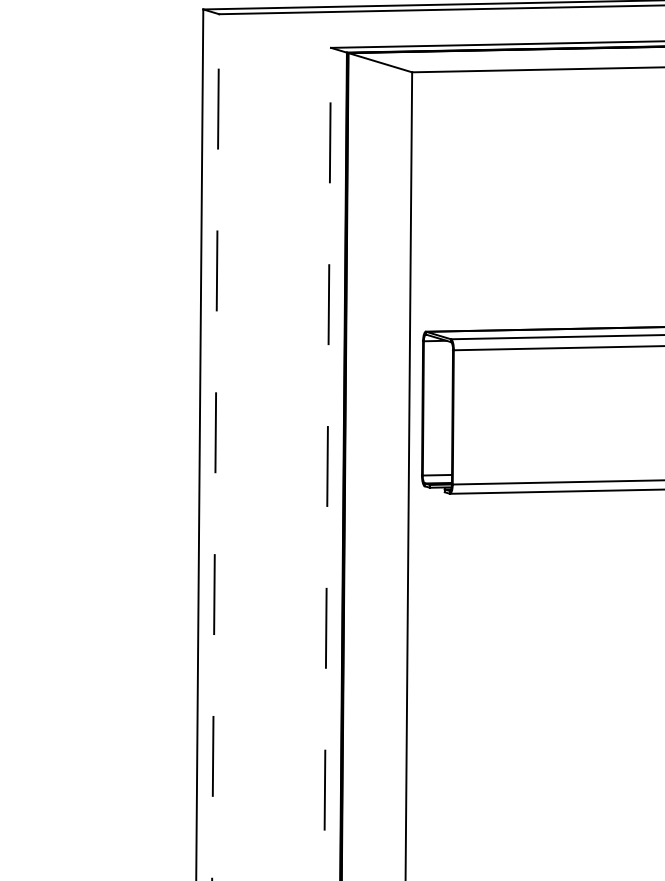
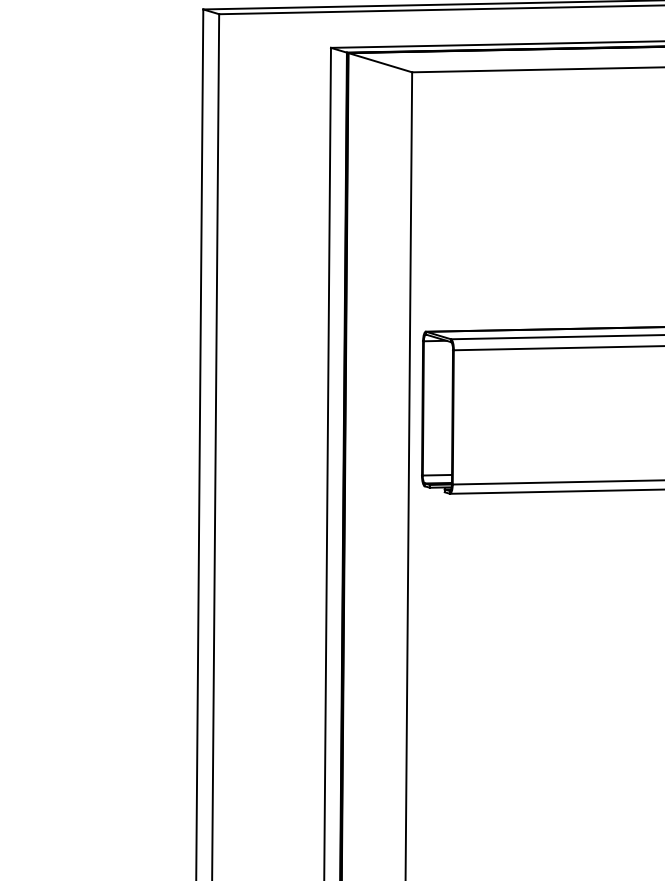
line: dashed -> solid (215, 447)
line: dashed -> solid (327, 463)
